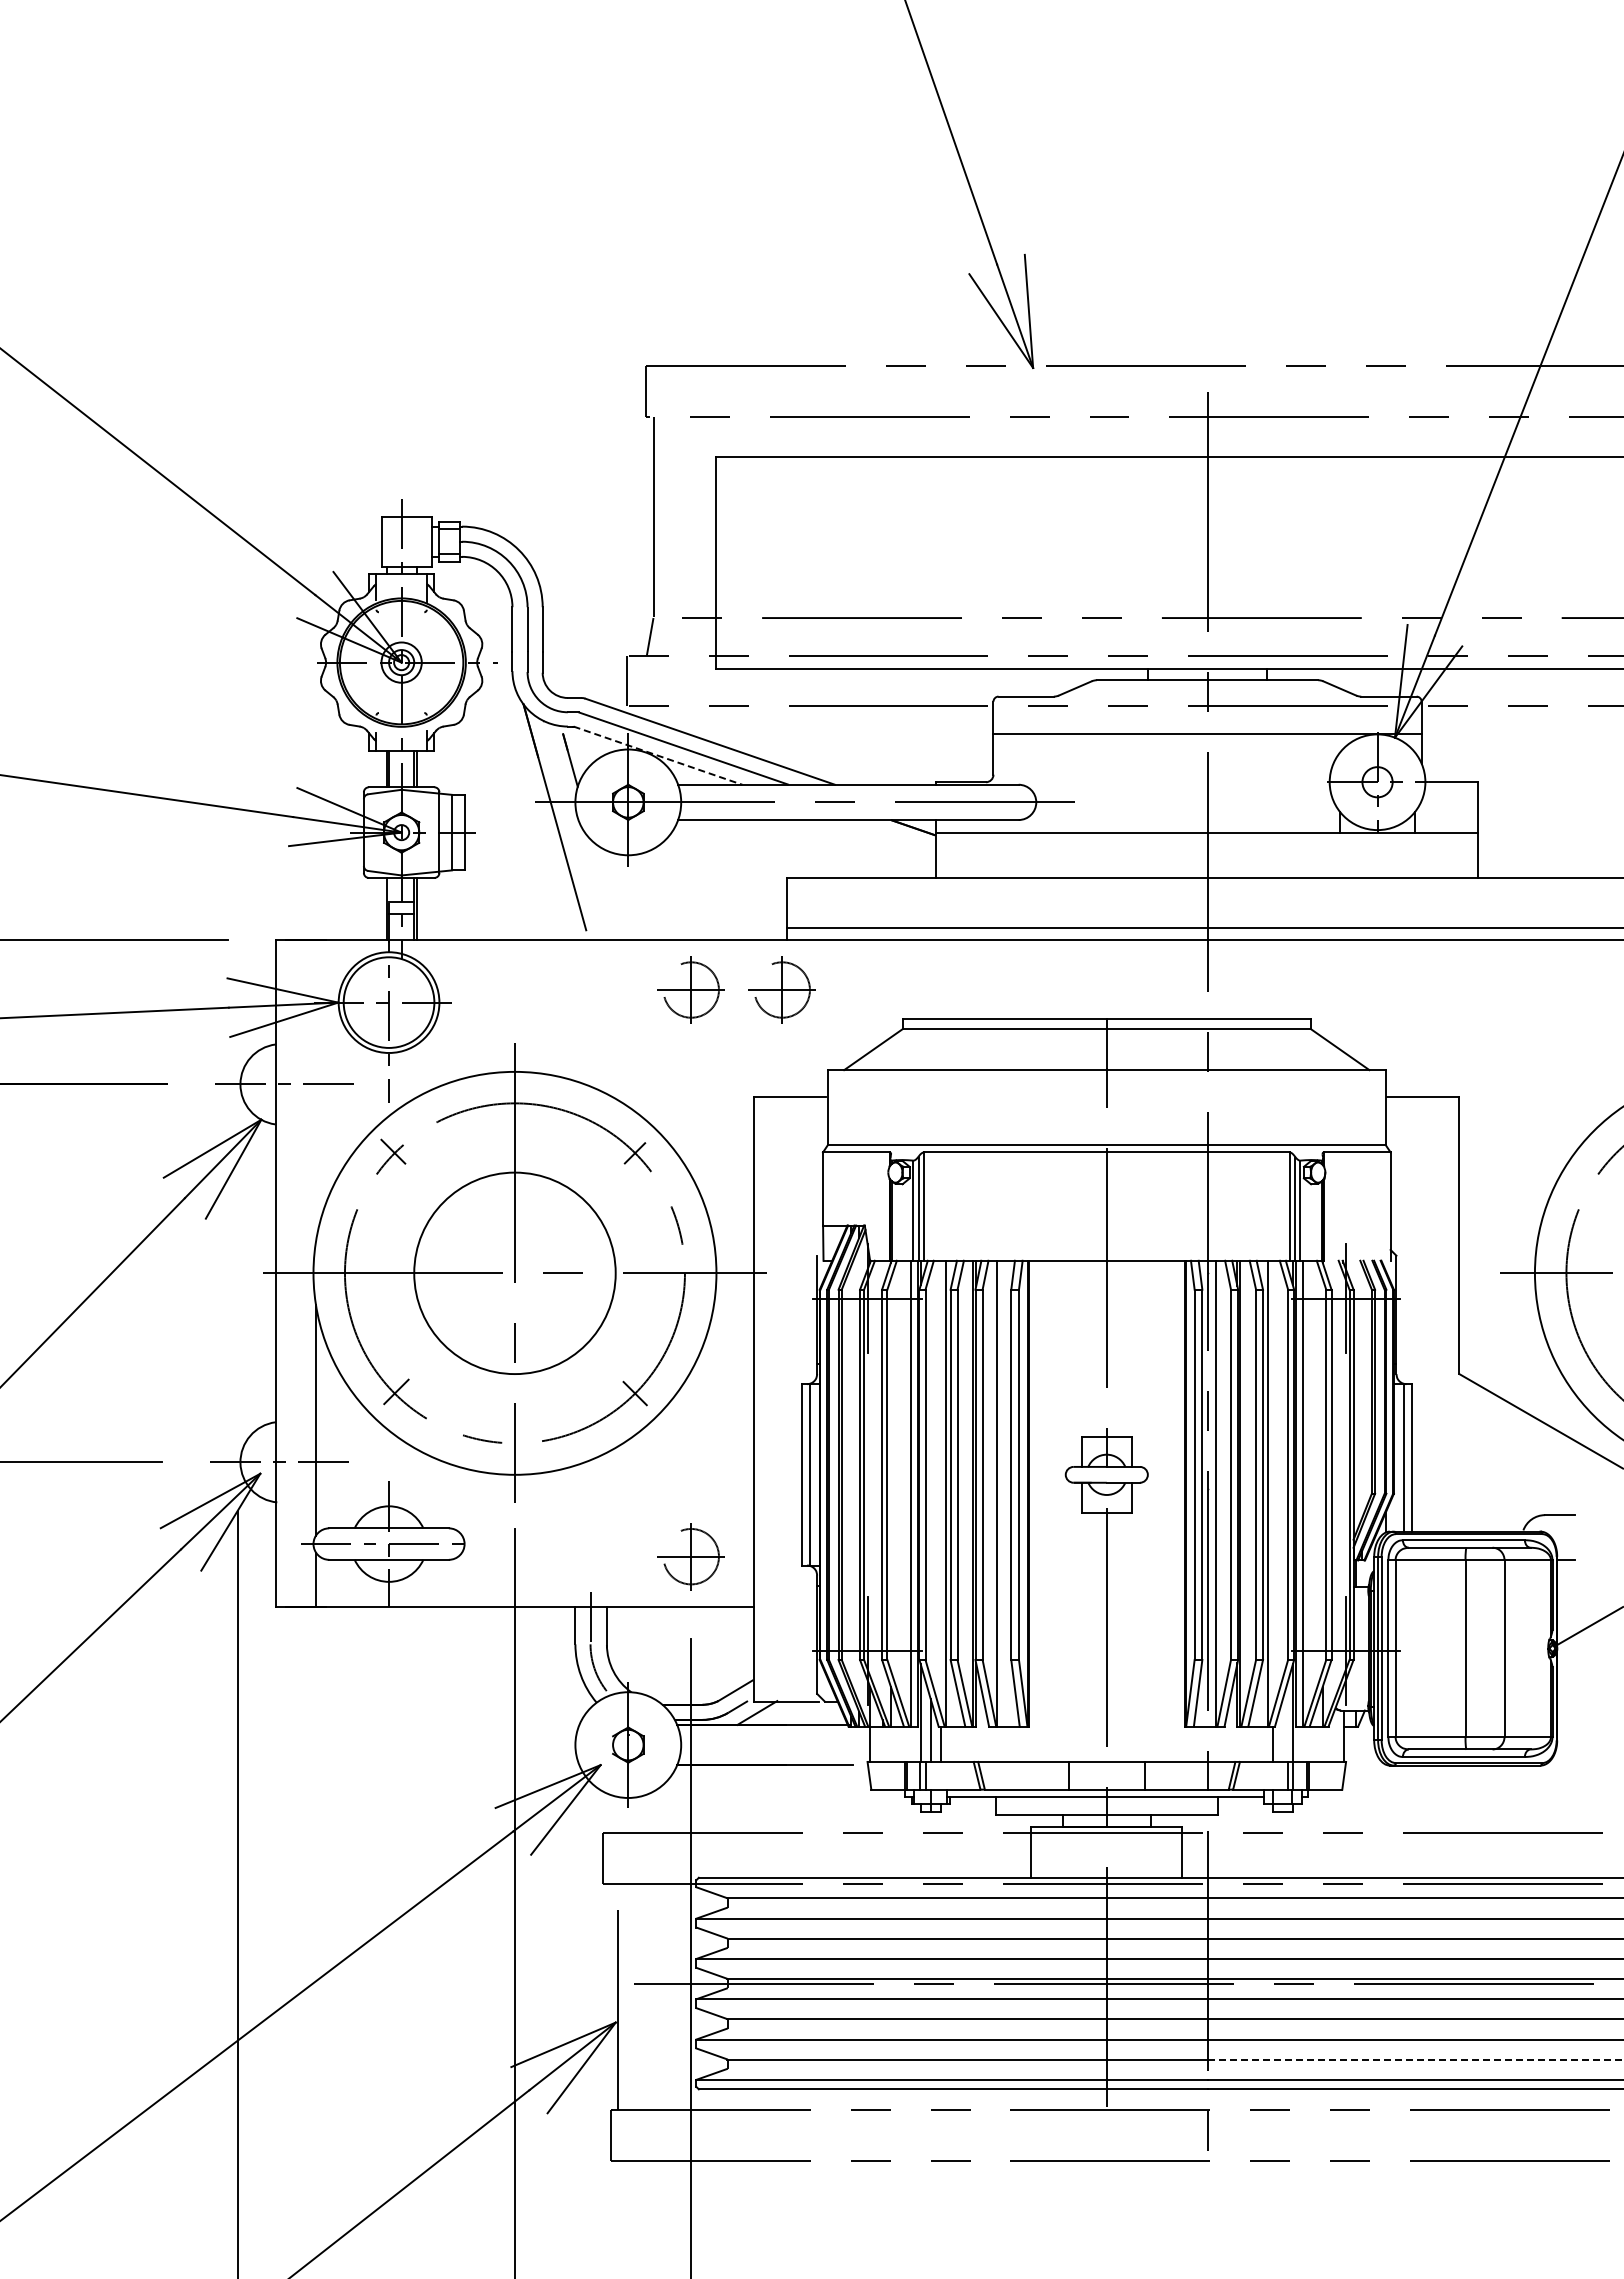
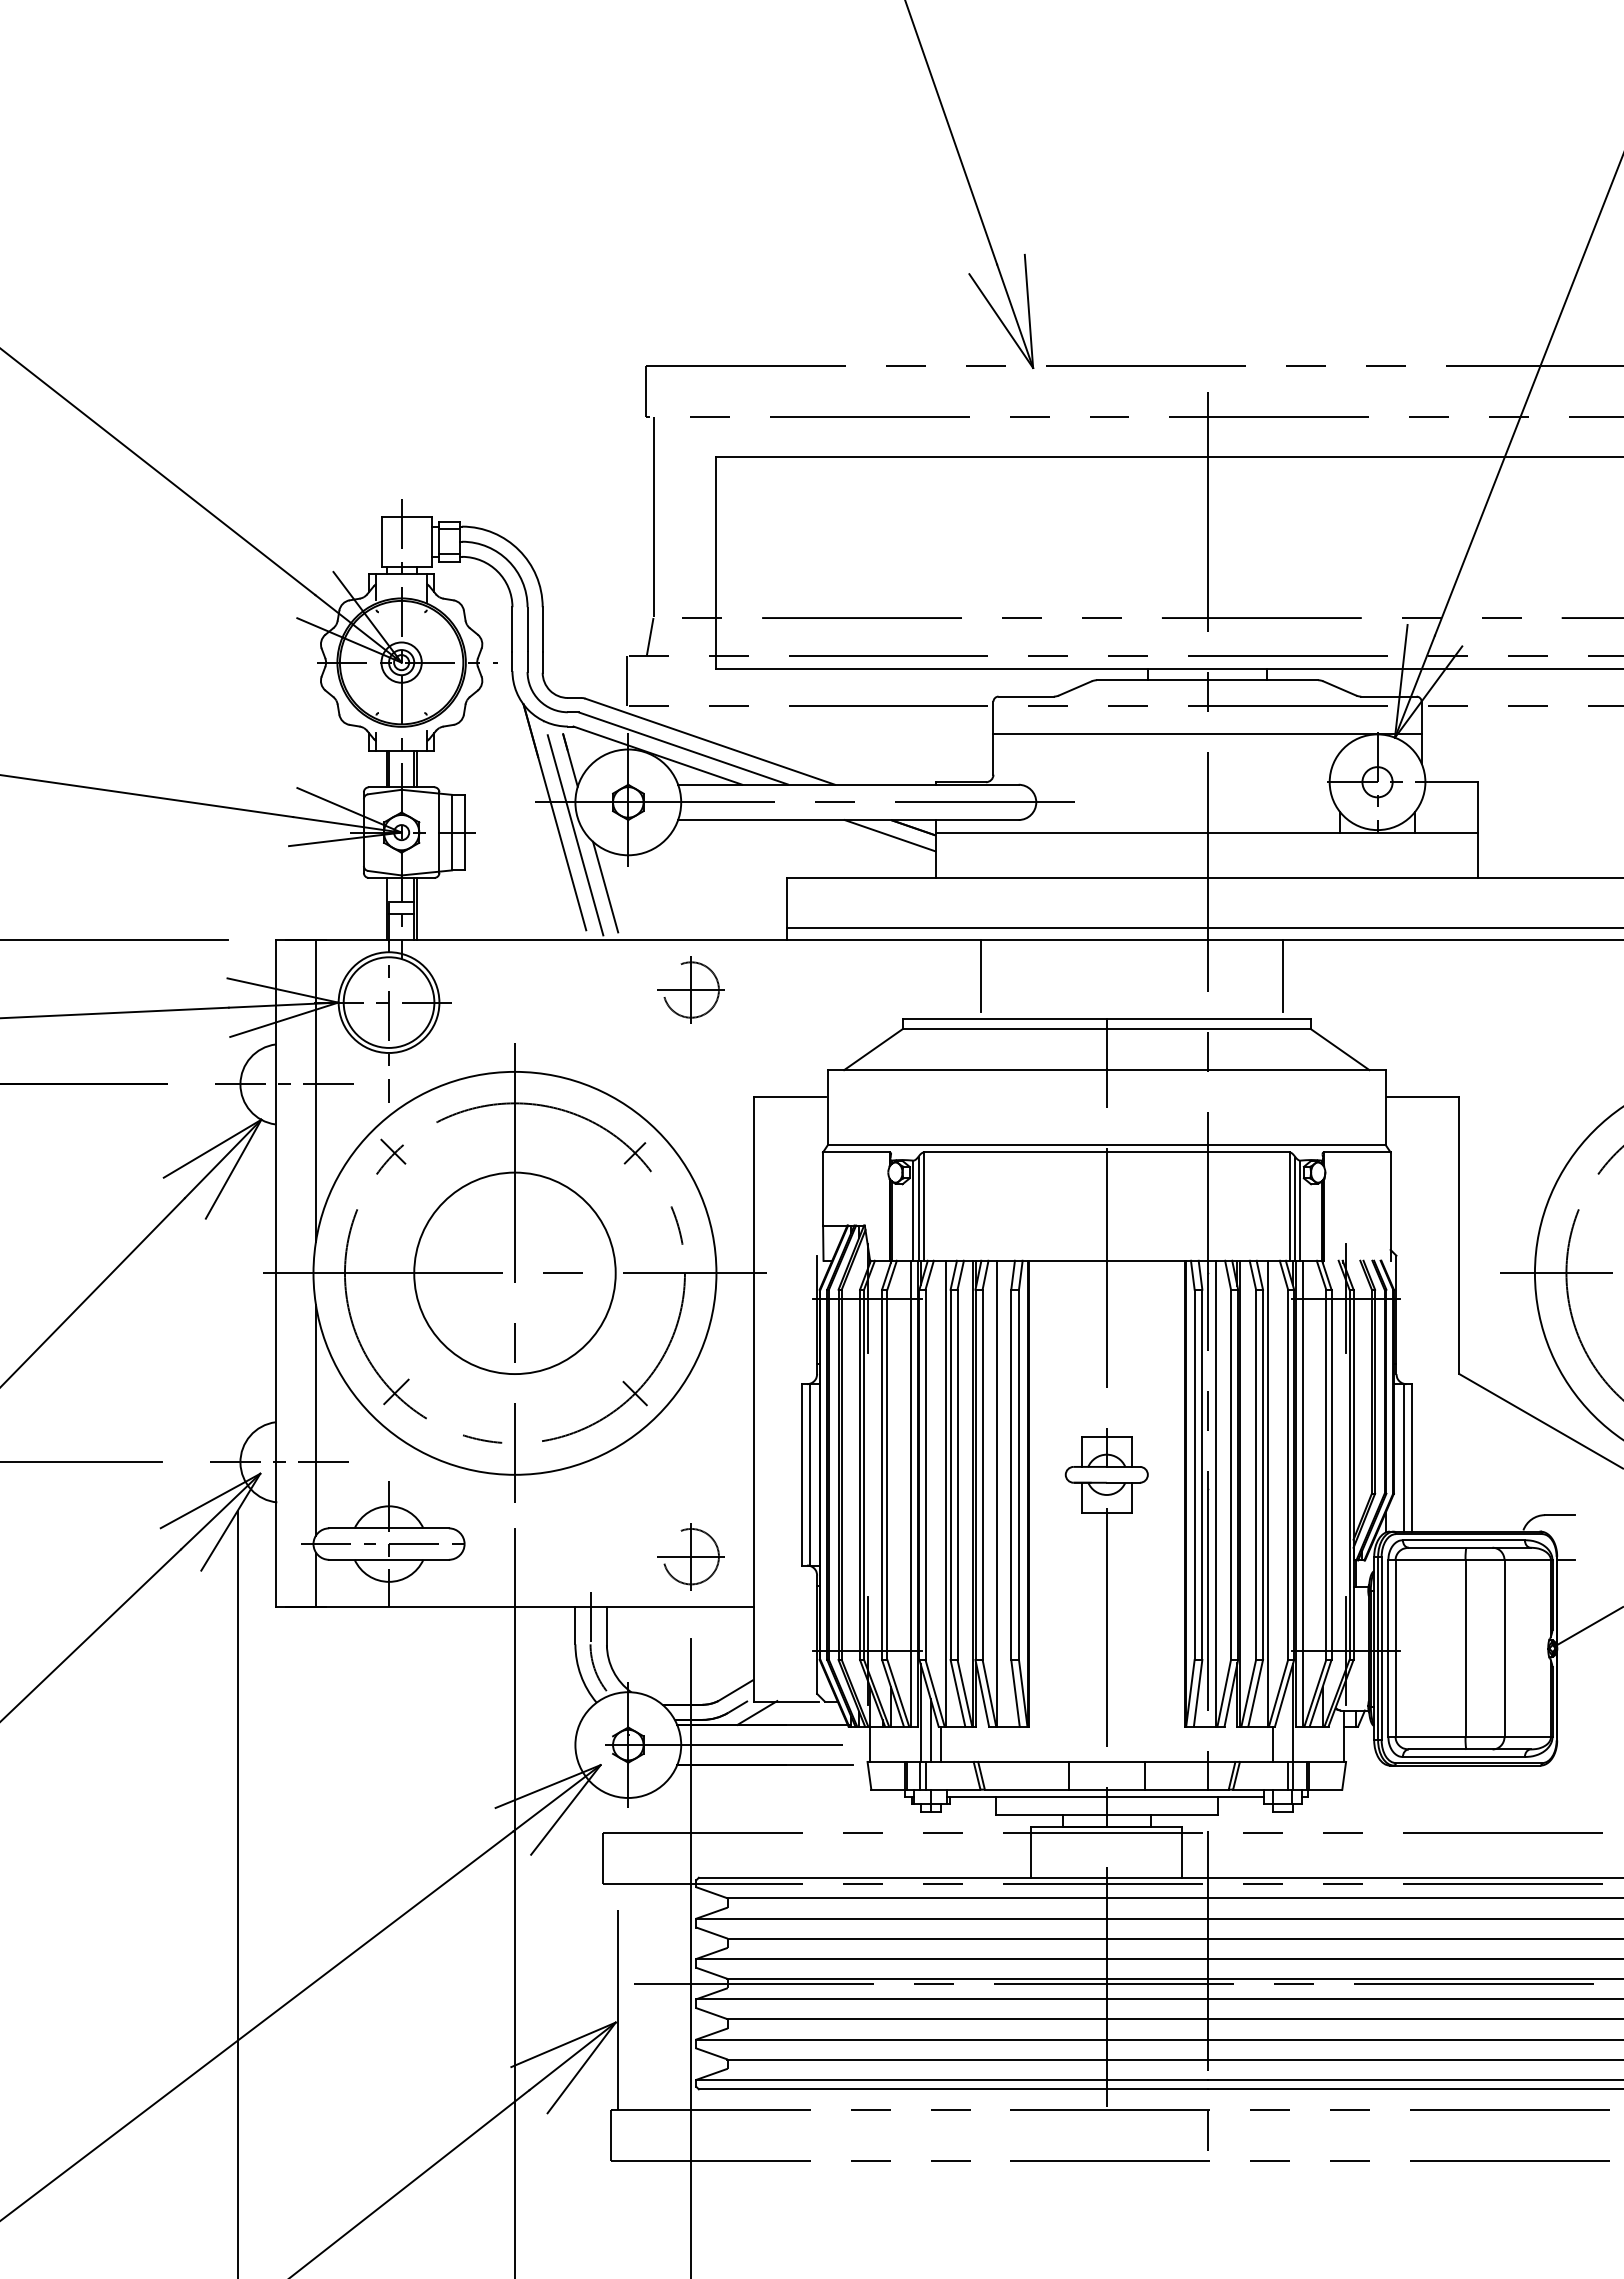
line: dashed -> solid (658, 755)
line: none -> present (575, 835)
line: none -> present (889, 835)
line: none -> present (605, 886)
line: none -> present (980, 975)
line: none -> present (1283, 975)
part: present -> none (781, 989)
line: none -> present (316, 1090)
line: none -> present (723, 1745)
line: dashed -> solid (1416, 2059)
